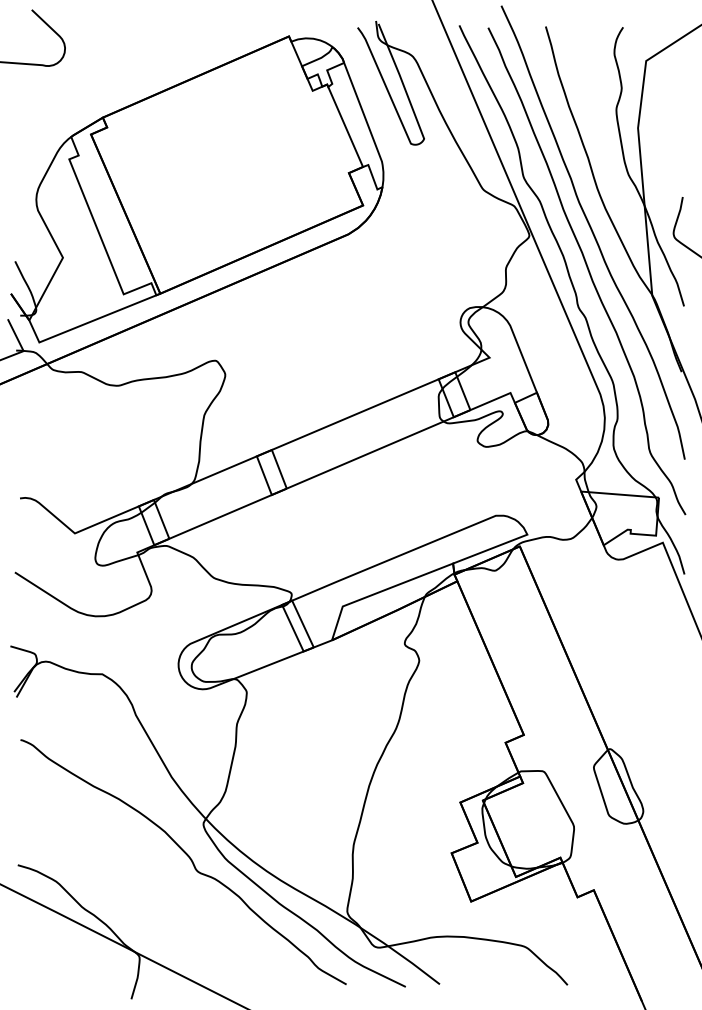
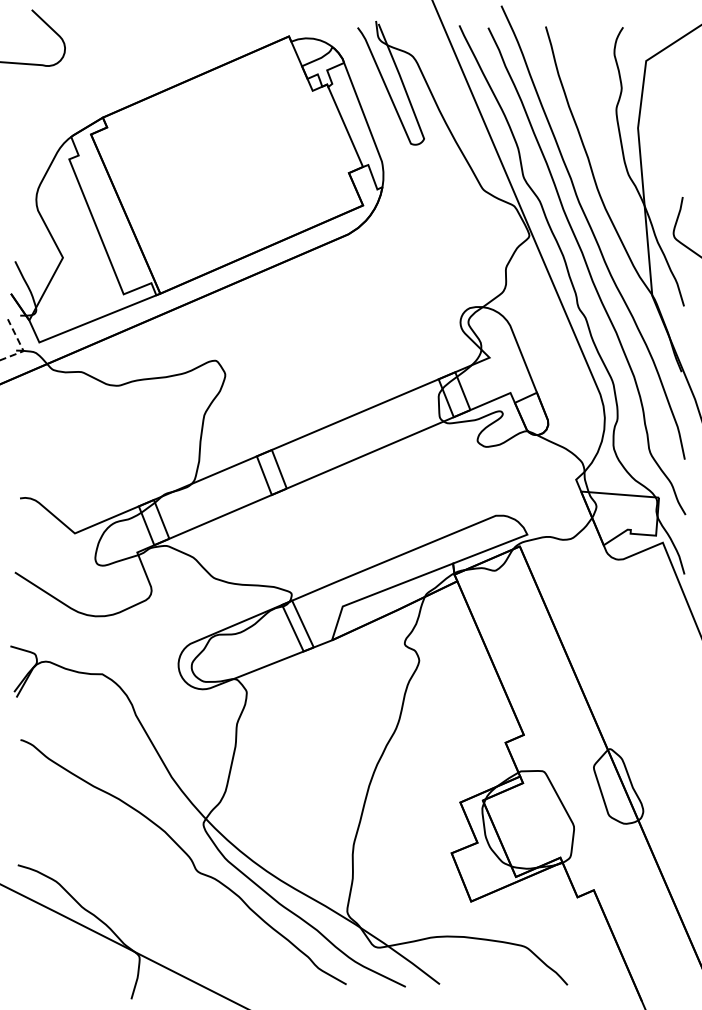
line: solid -> dashed (21, 346)
